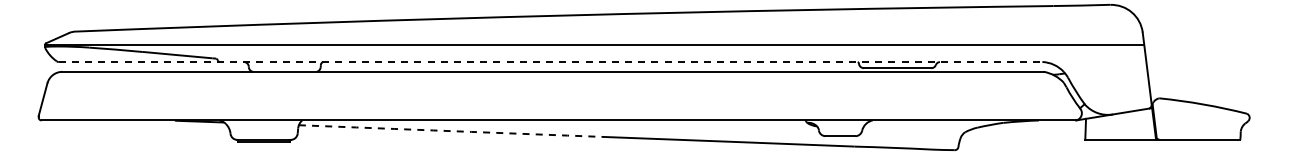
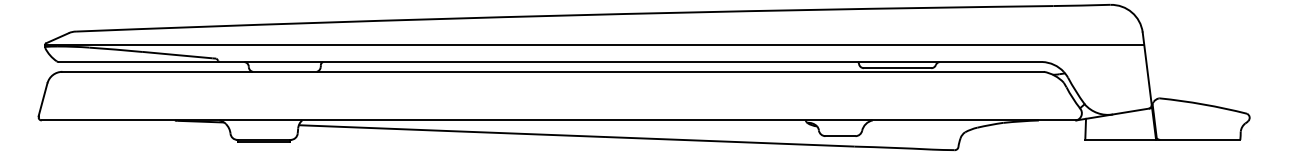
line: dashed -> solid (550, 62)
arc: dashed -> solid (452, 131)
